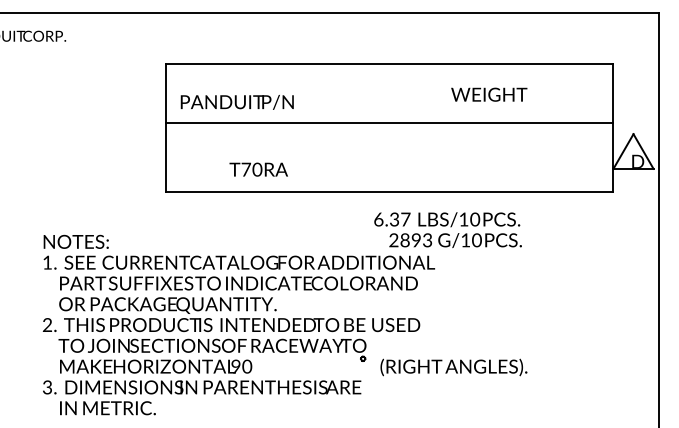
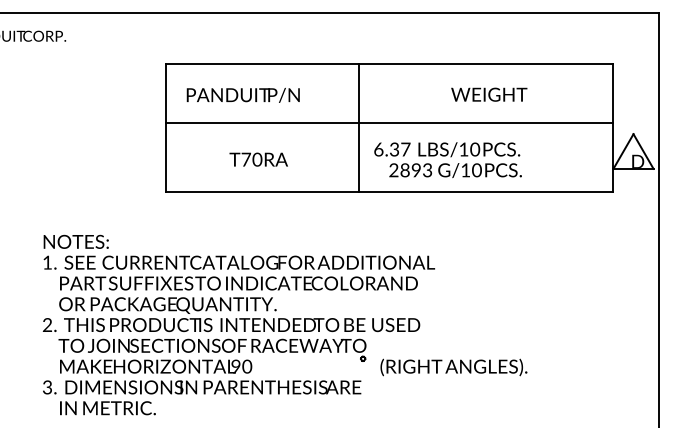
text position: (236, 102) -> (242, 95) (242, 95)
line: none -> present (358, 127)
text position: (258, 169) -> (258, 159) (258, 159)
text position: (447, 229) -> (447, 159) (447, 159)
